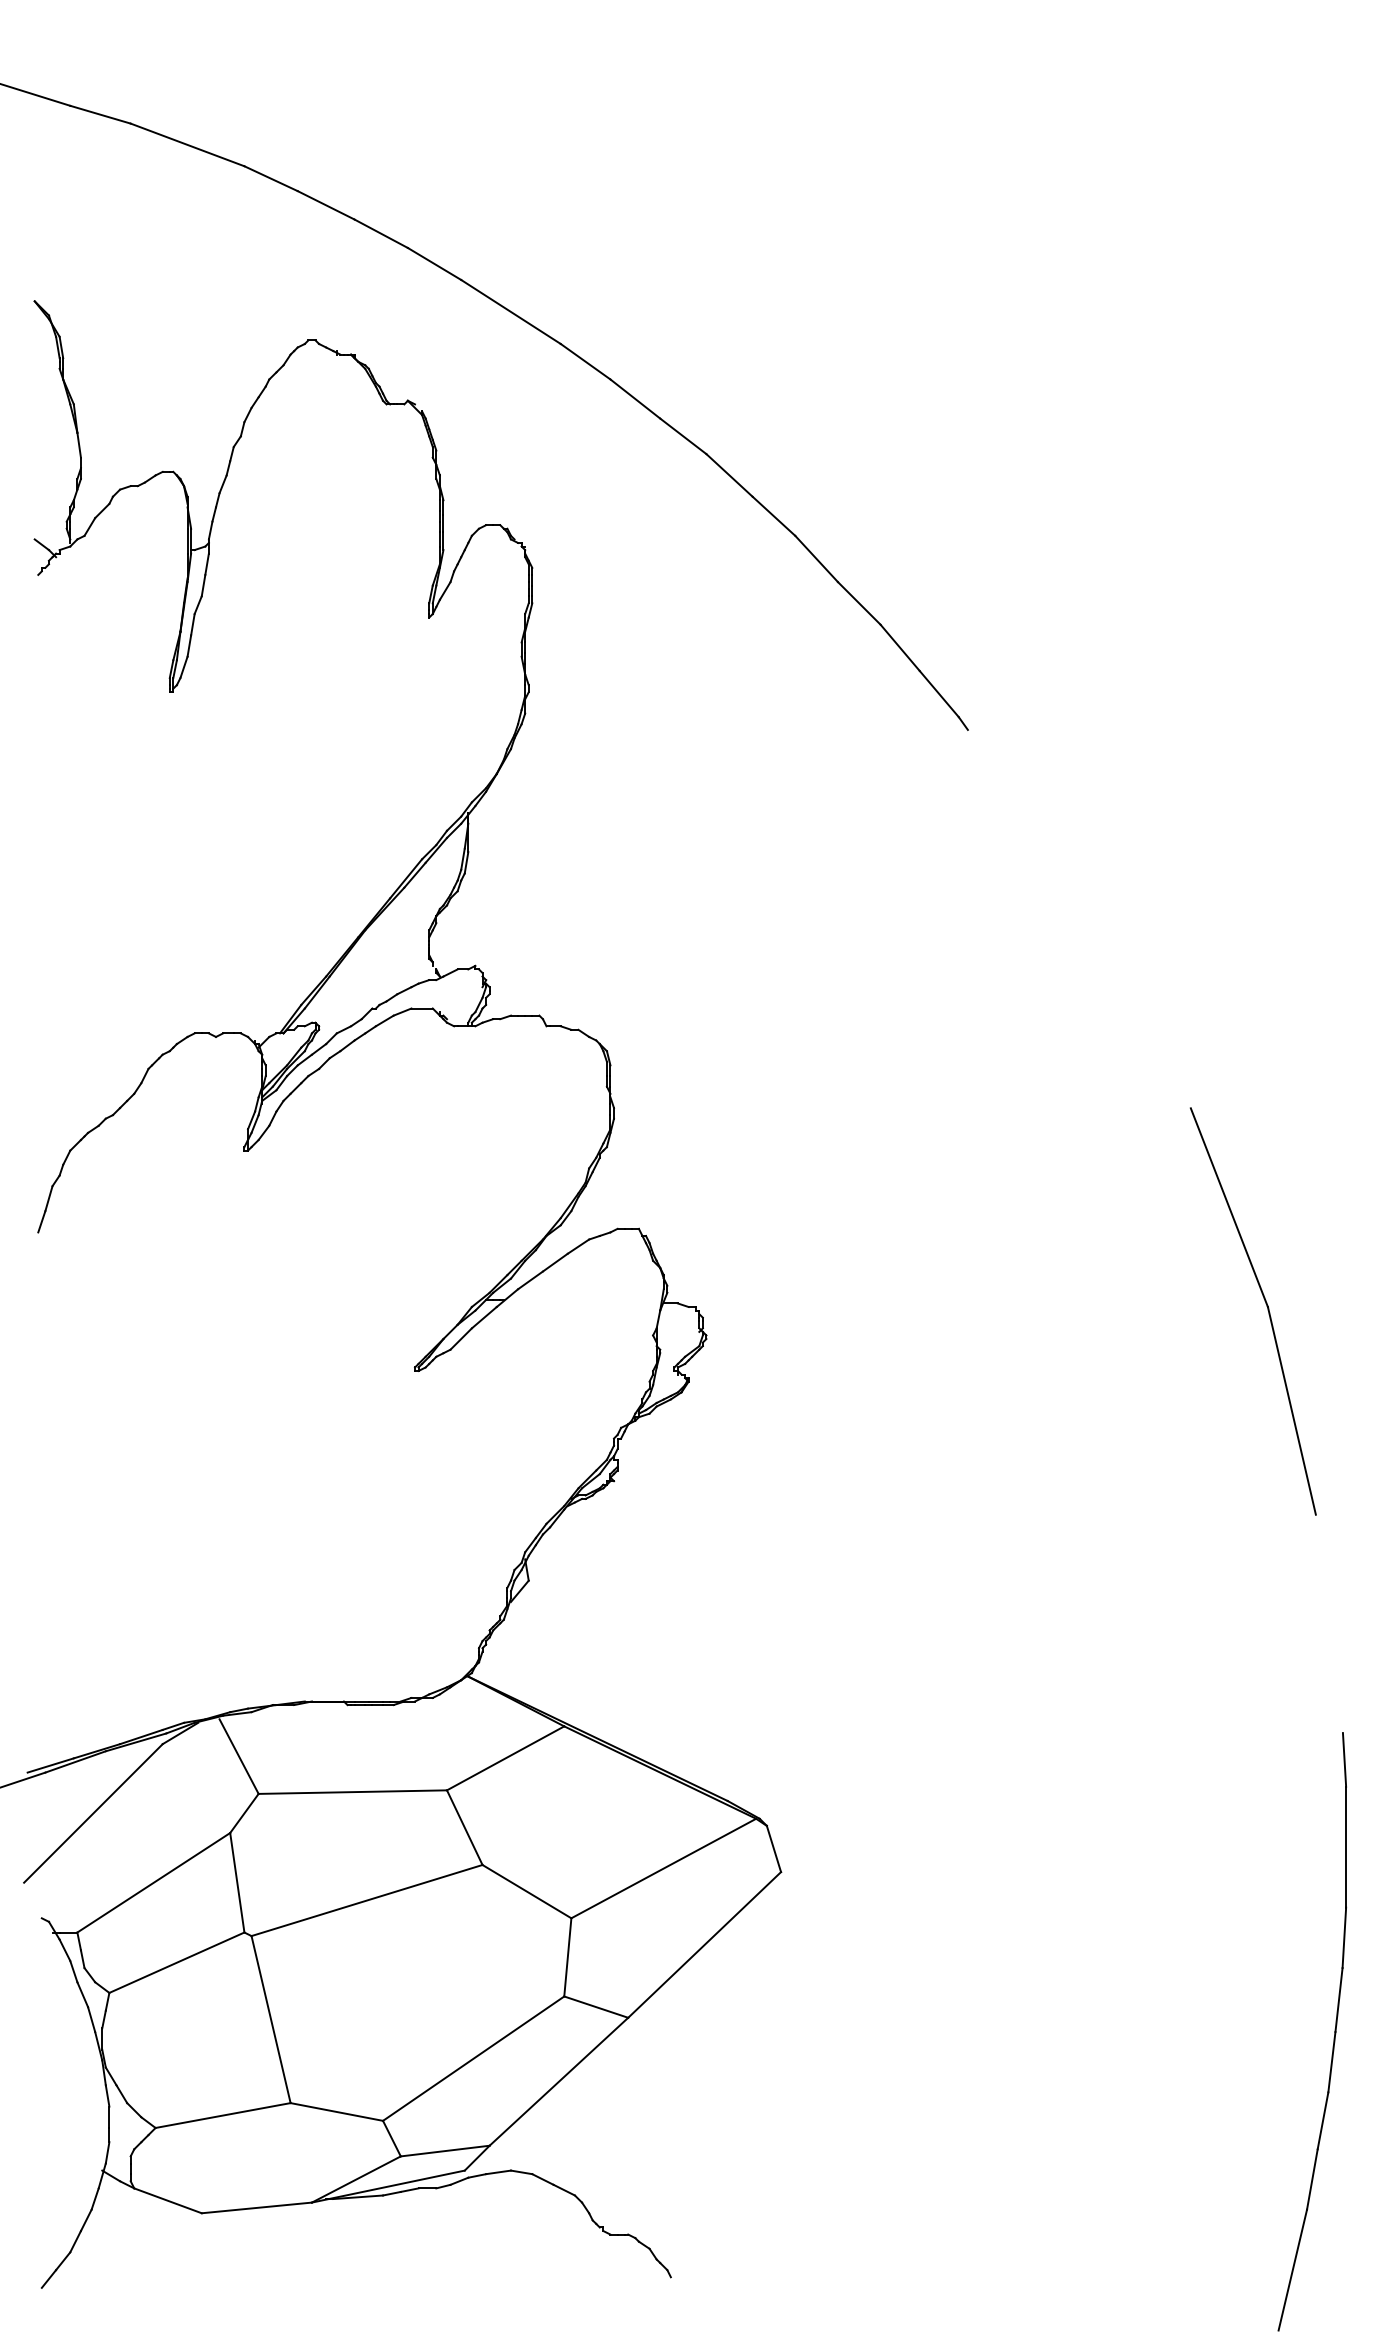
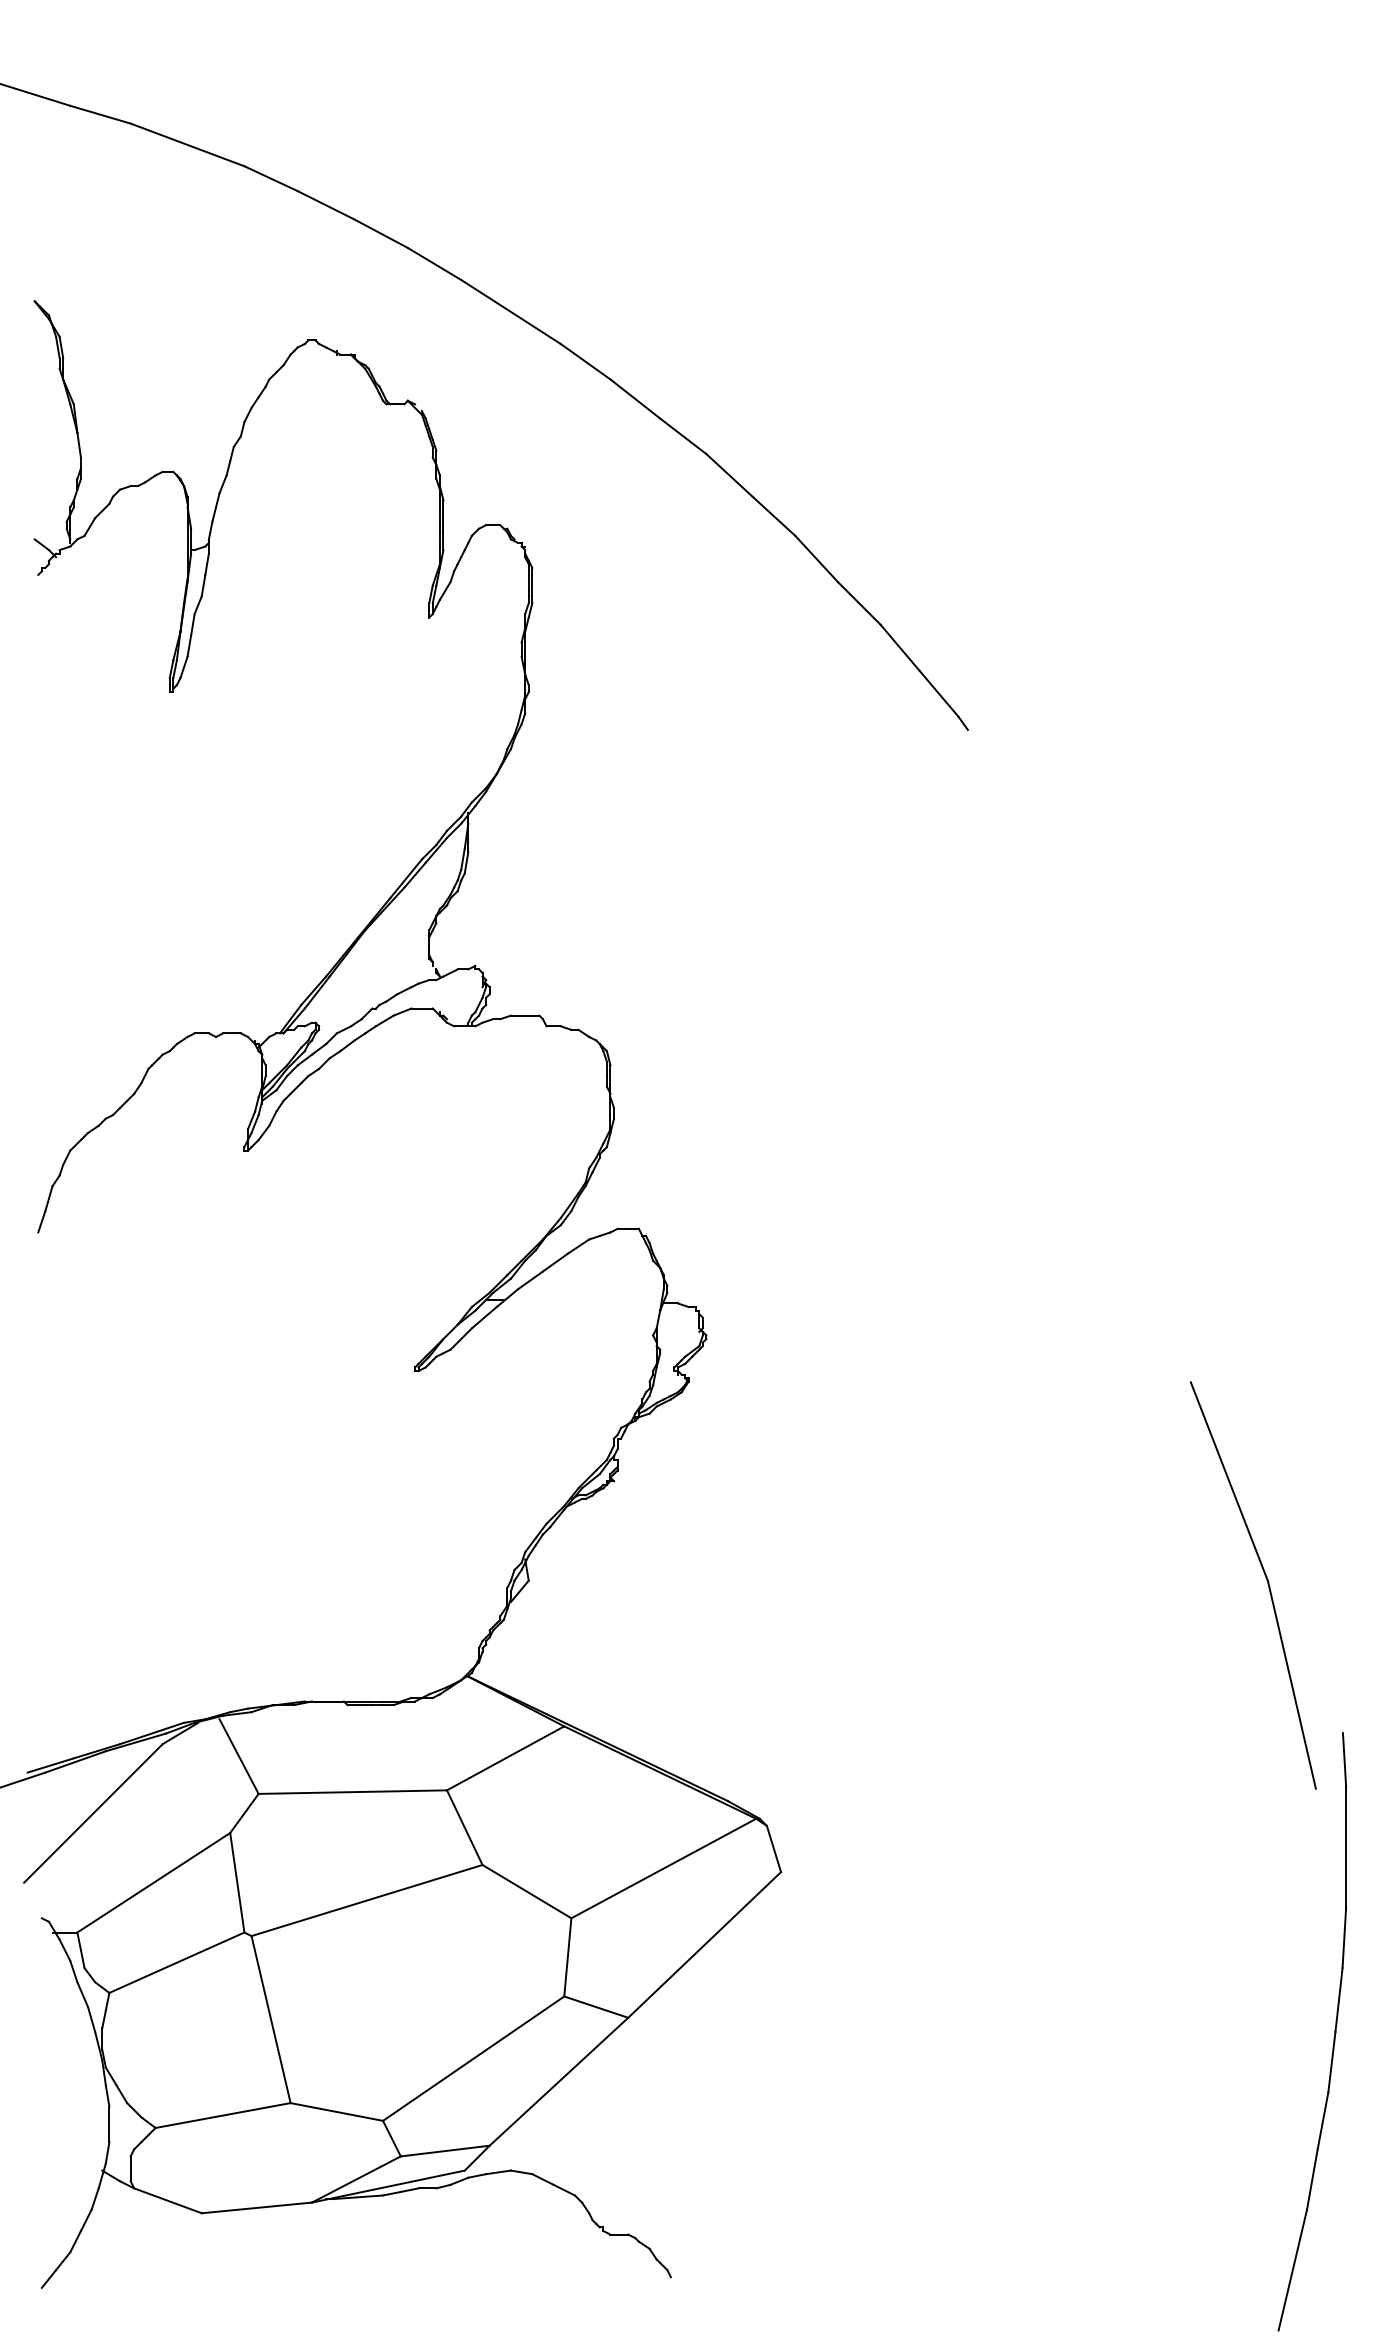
part position: (1266, 1306) -> (1266, 1580) (1266, 1580)
